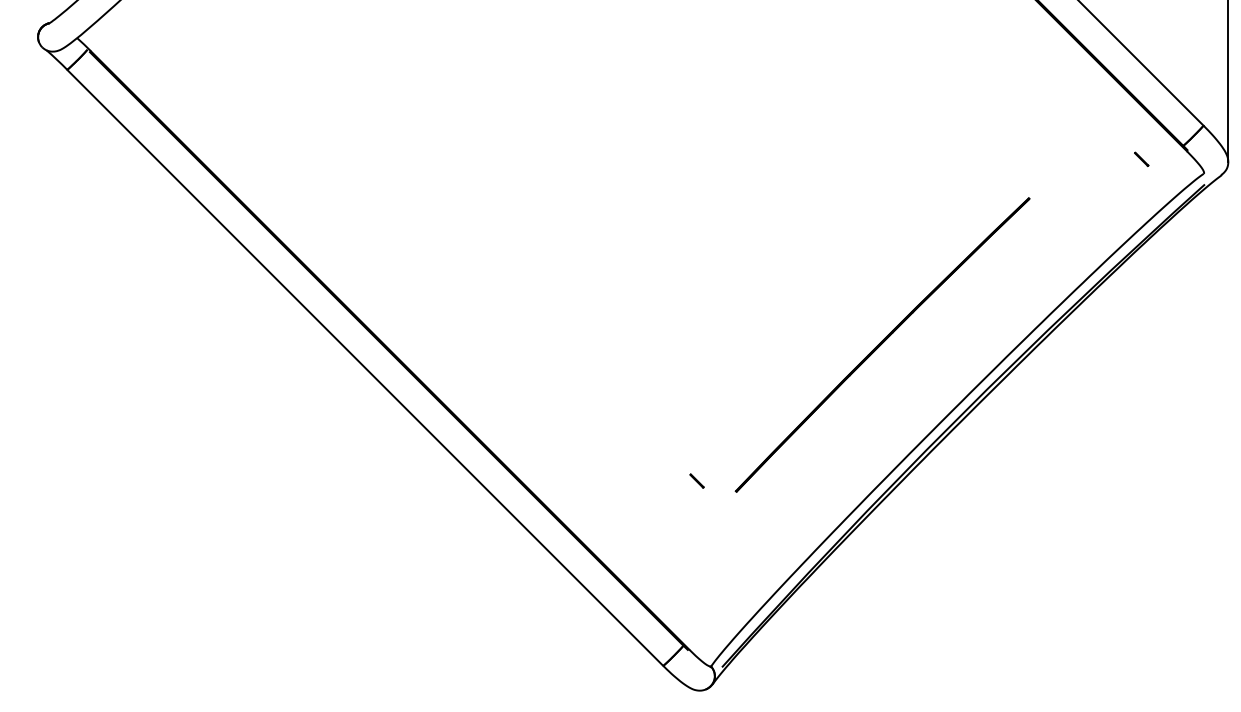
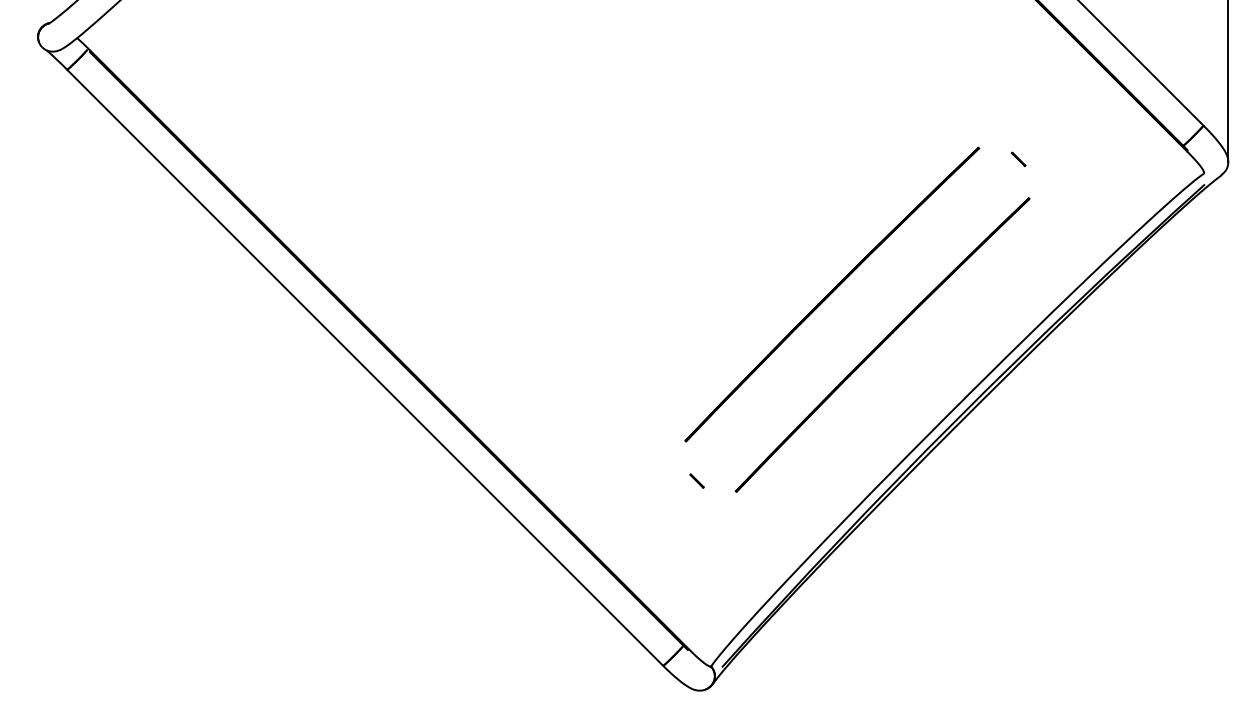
line position: (1141, 158) -> (1018, 158) (1018, 158)
part: none -> present (832, 294)
